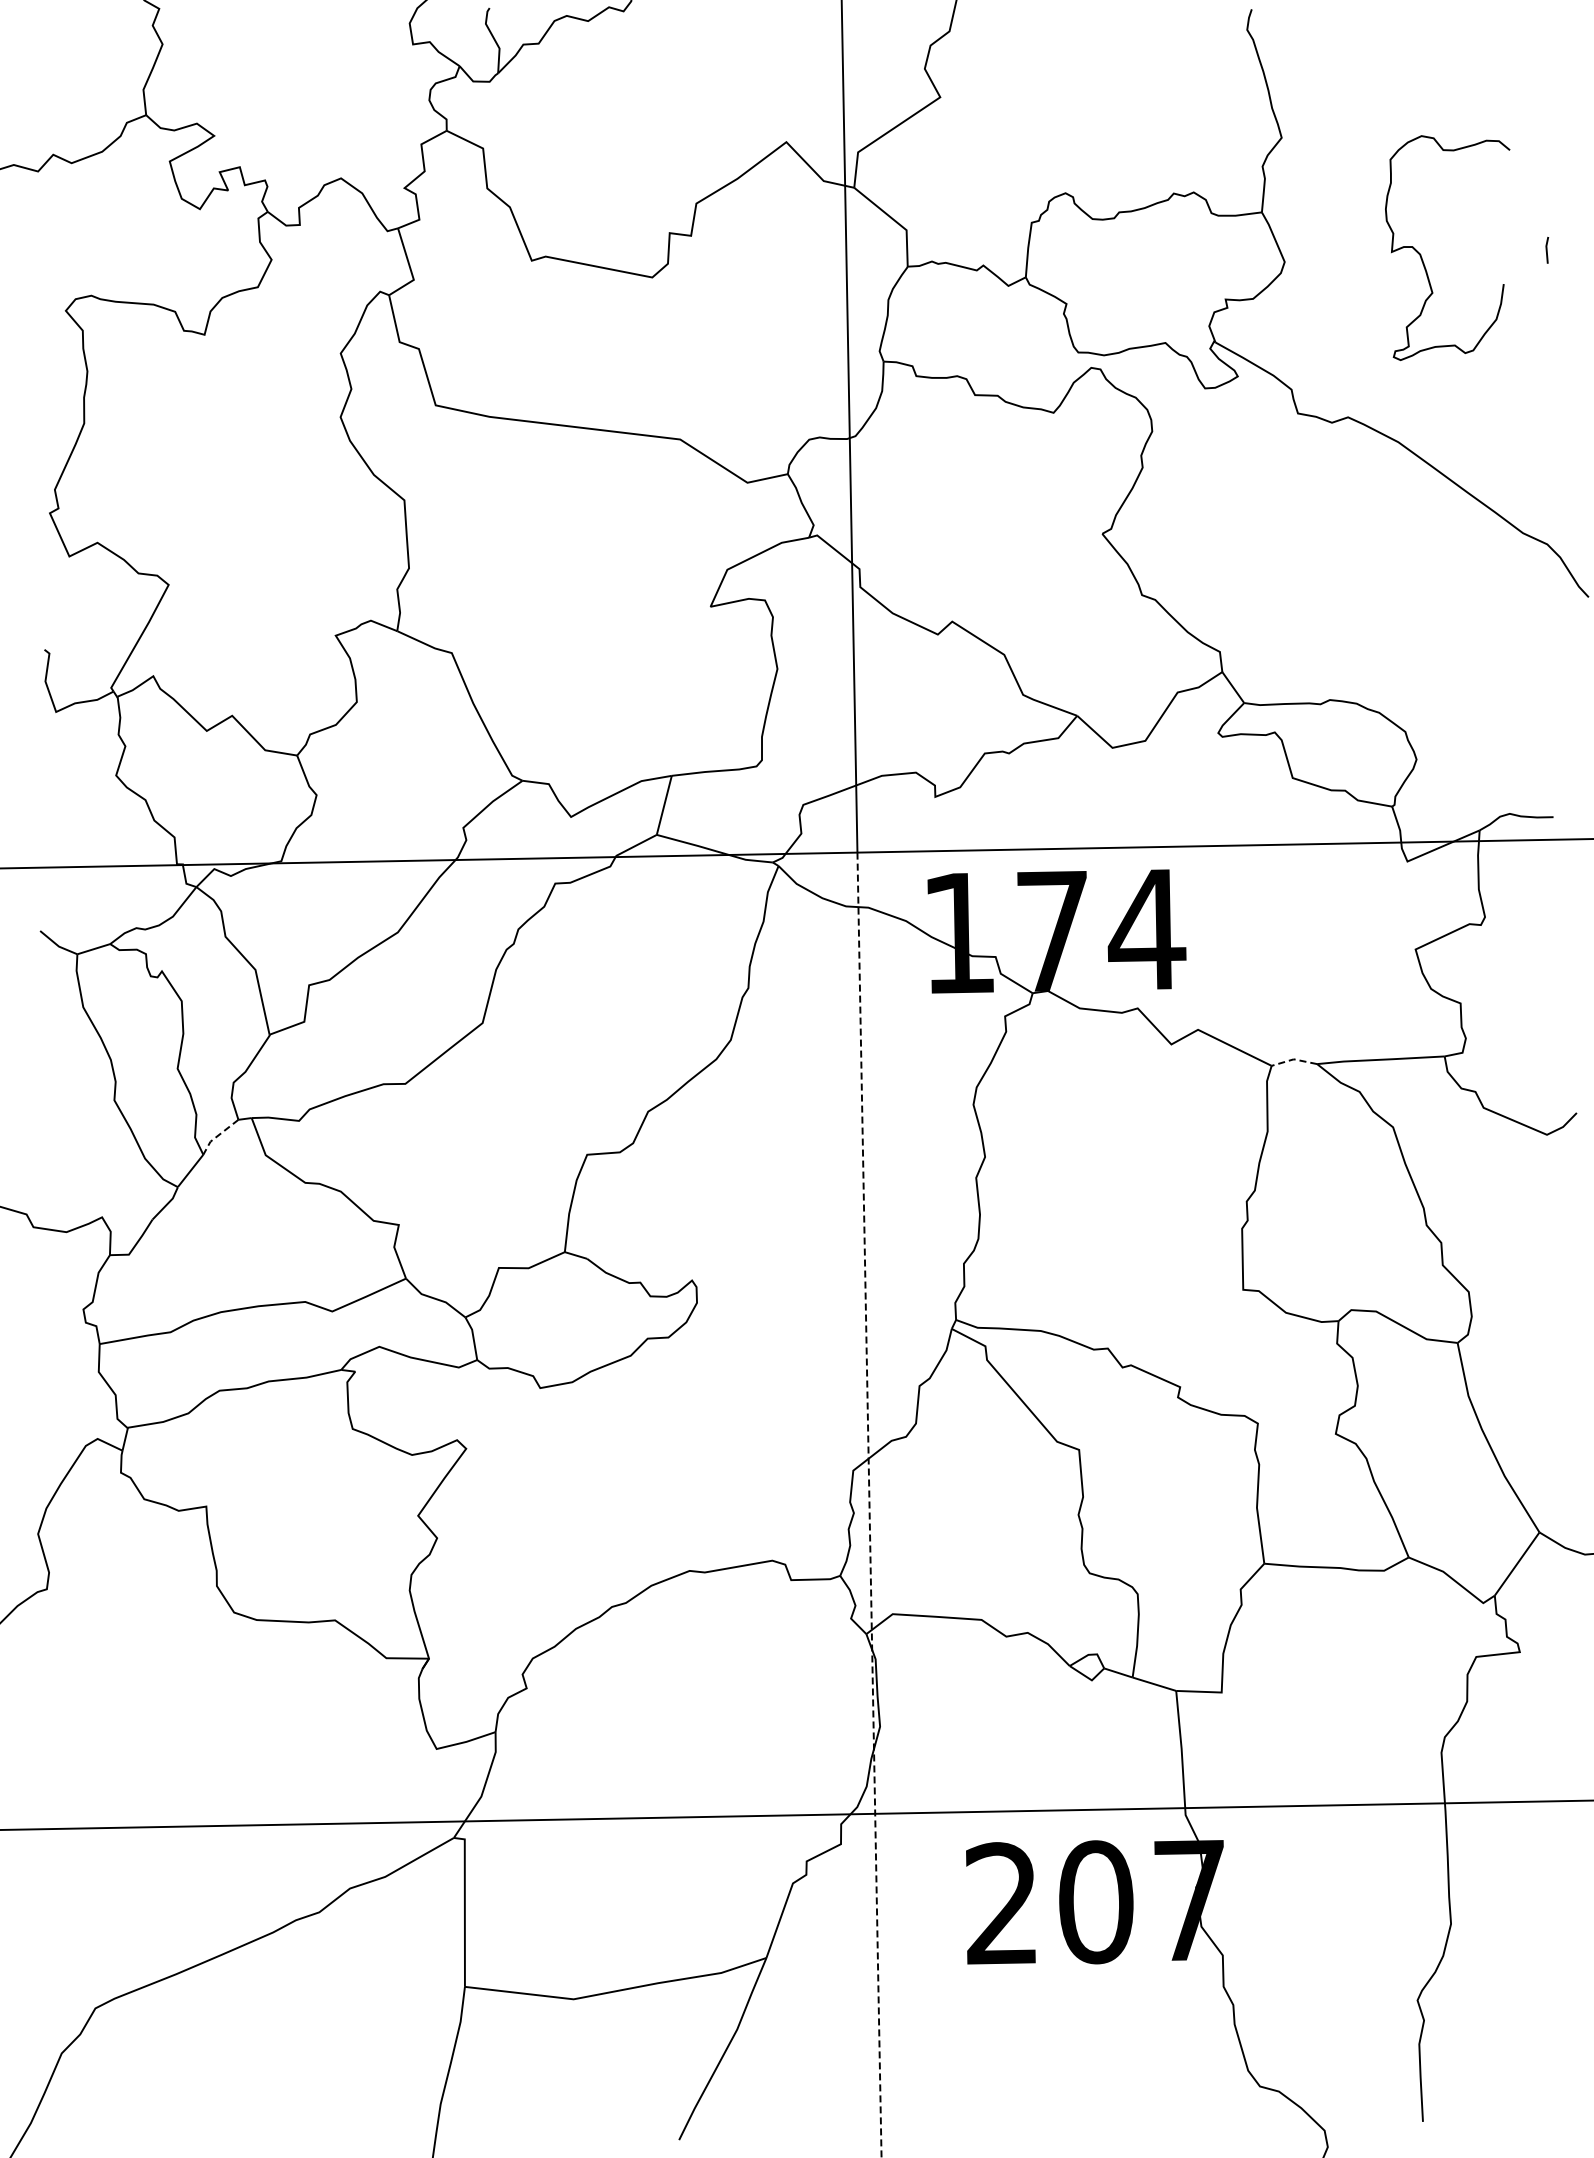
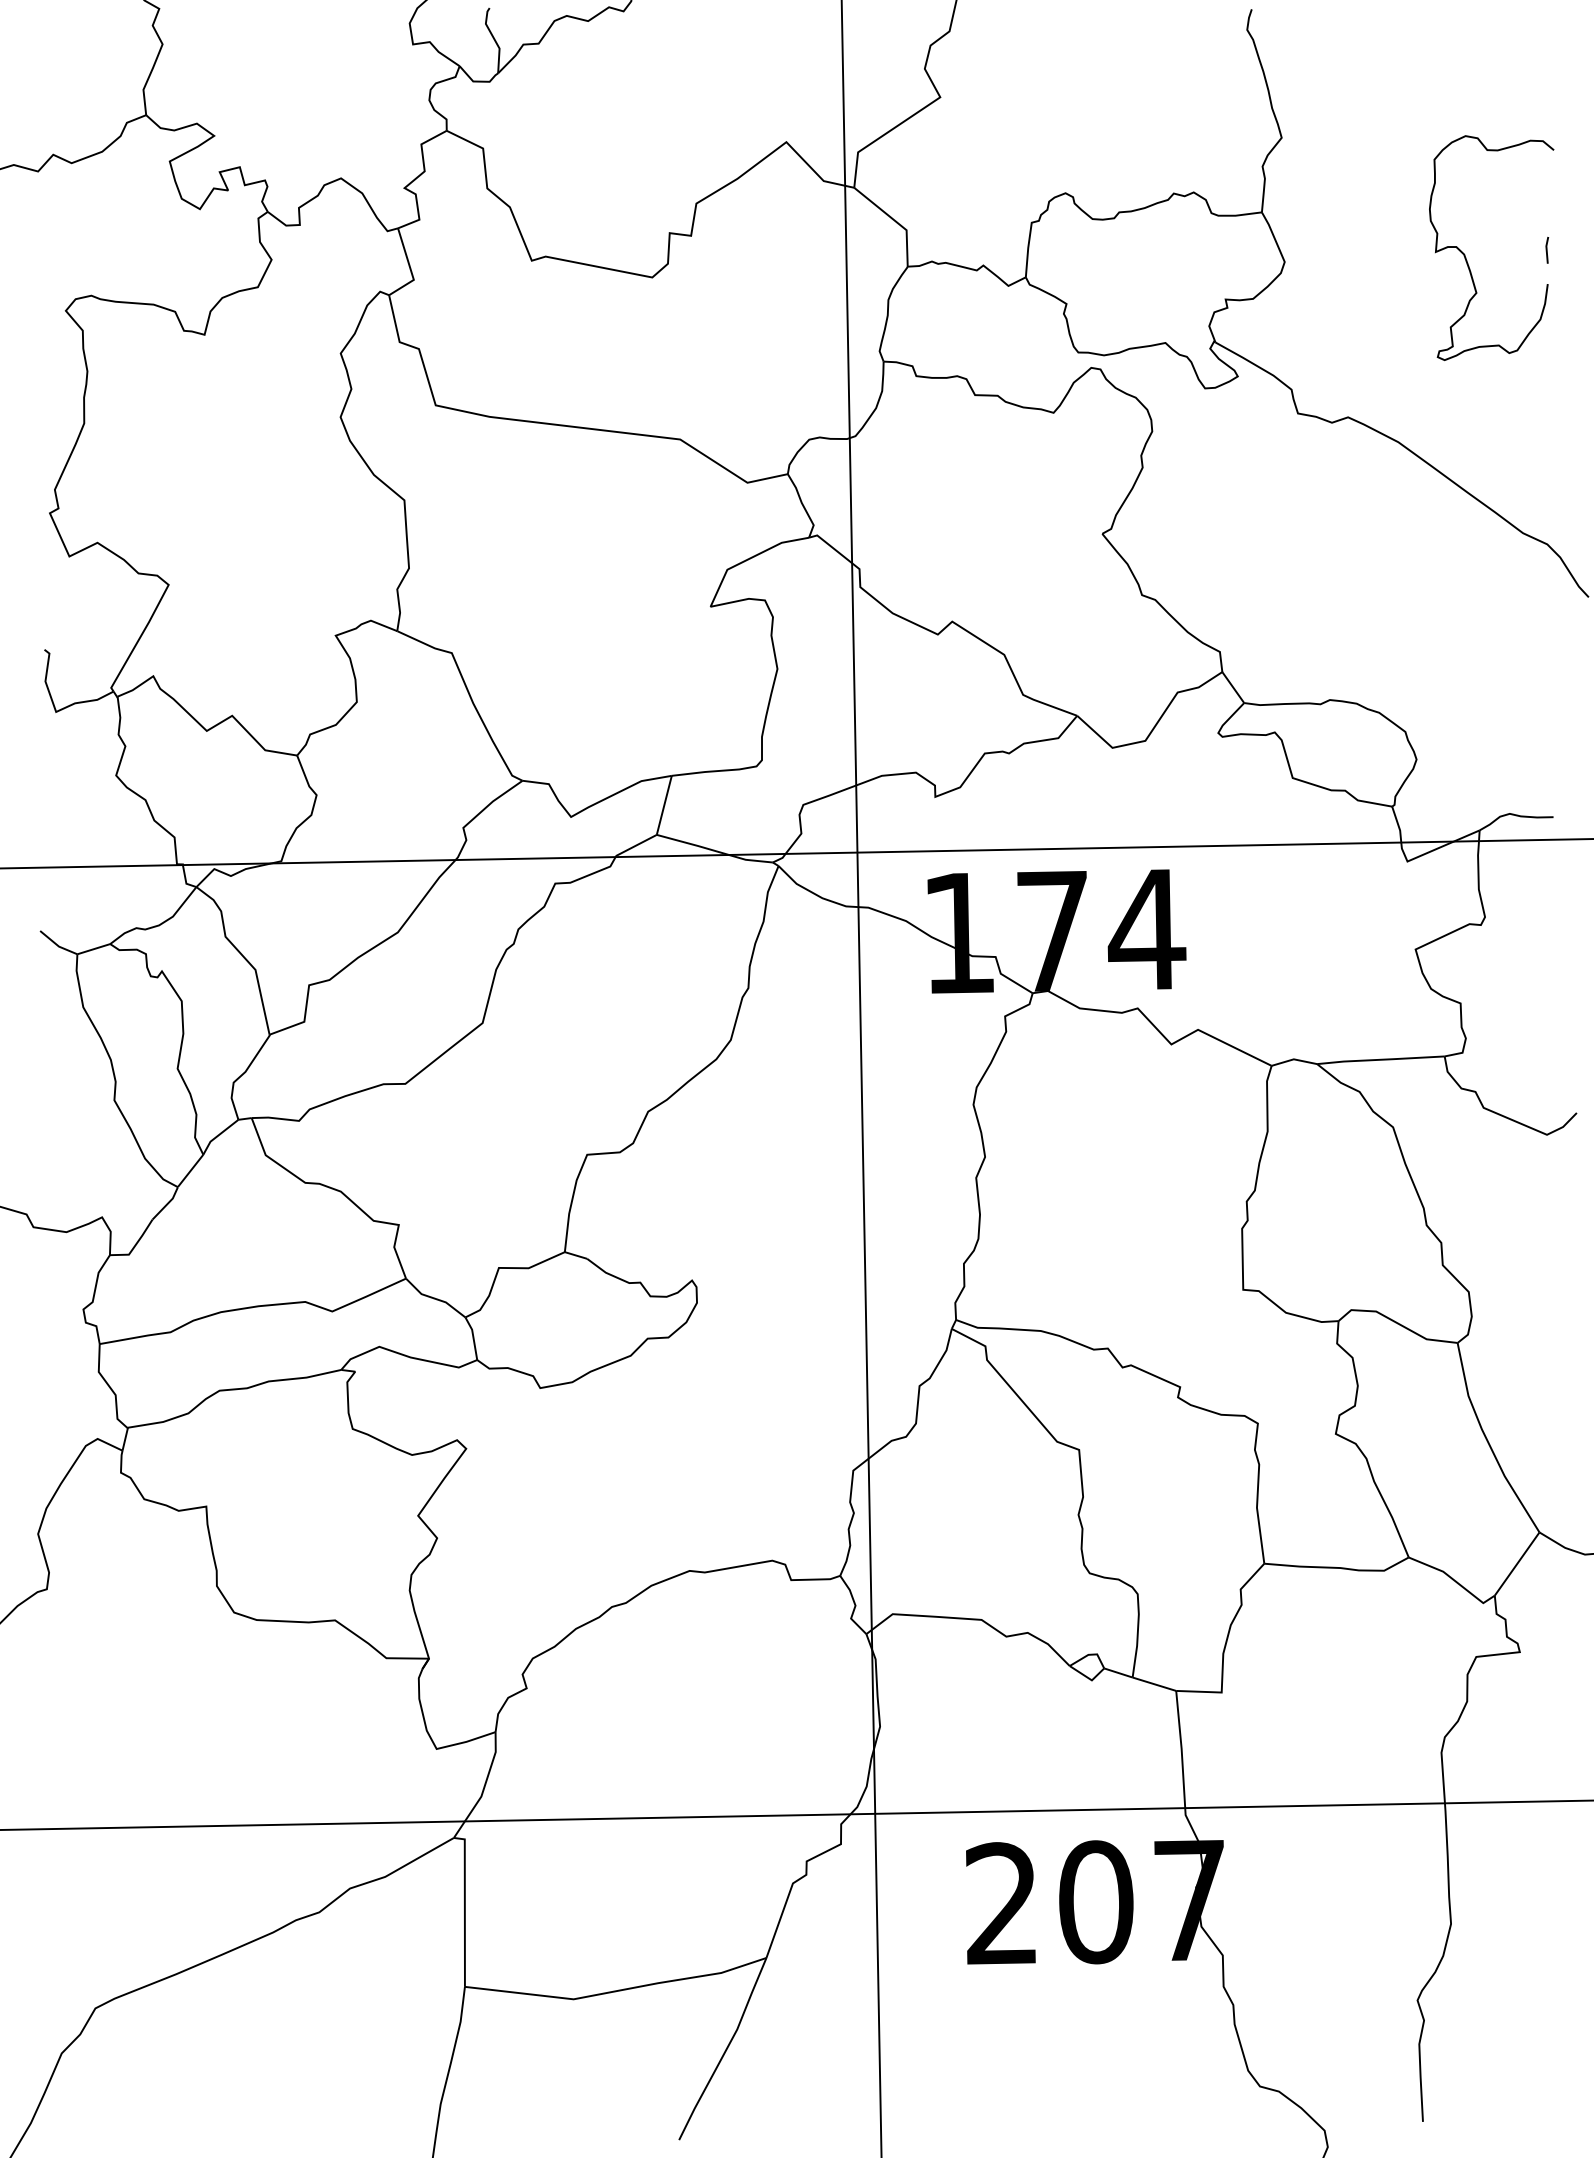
curve position: (1421, 254) -> (1465, 254) (1465, 254)
line: dashed -> solid (1293, 1059)
line: dashed -> solid (218, 1135)
line: dashed -> solid (869, 1505)
